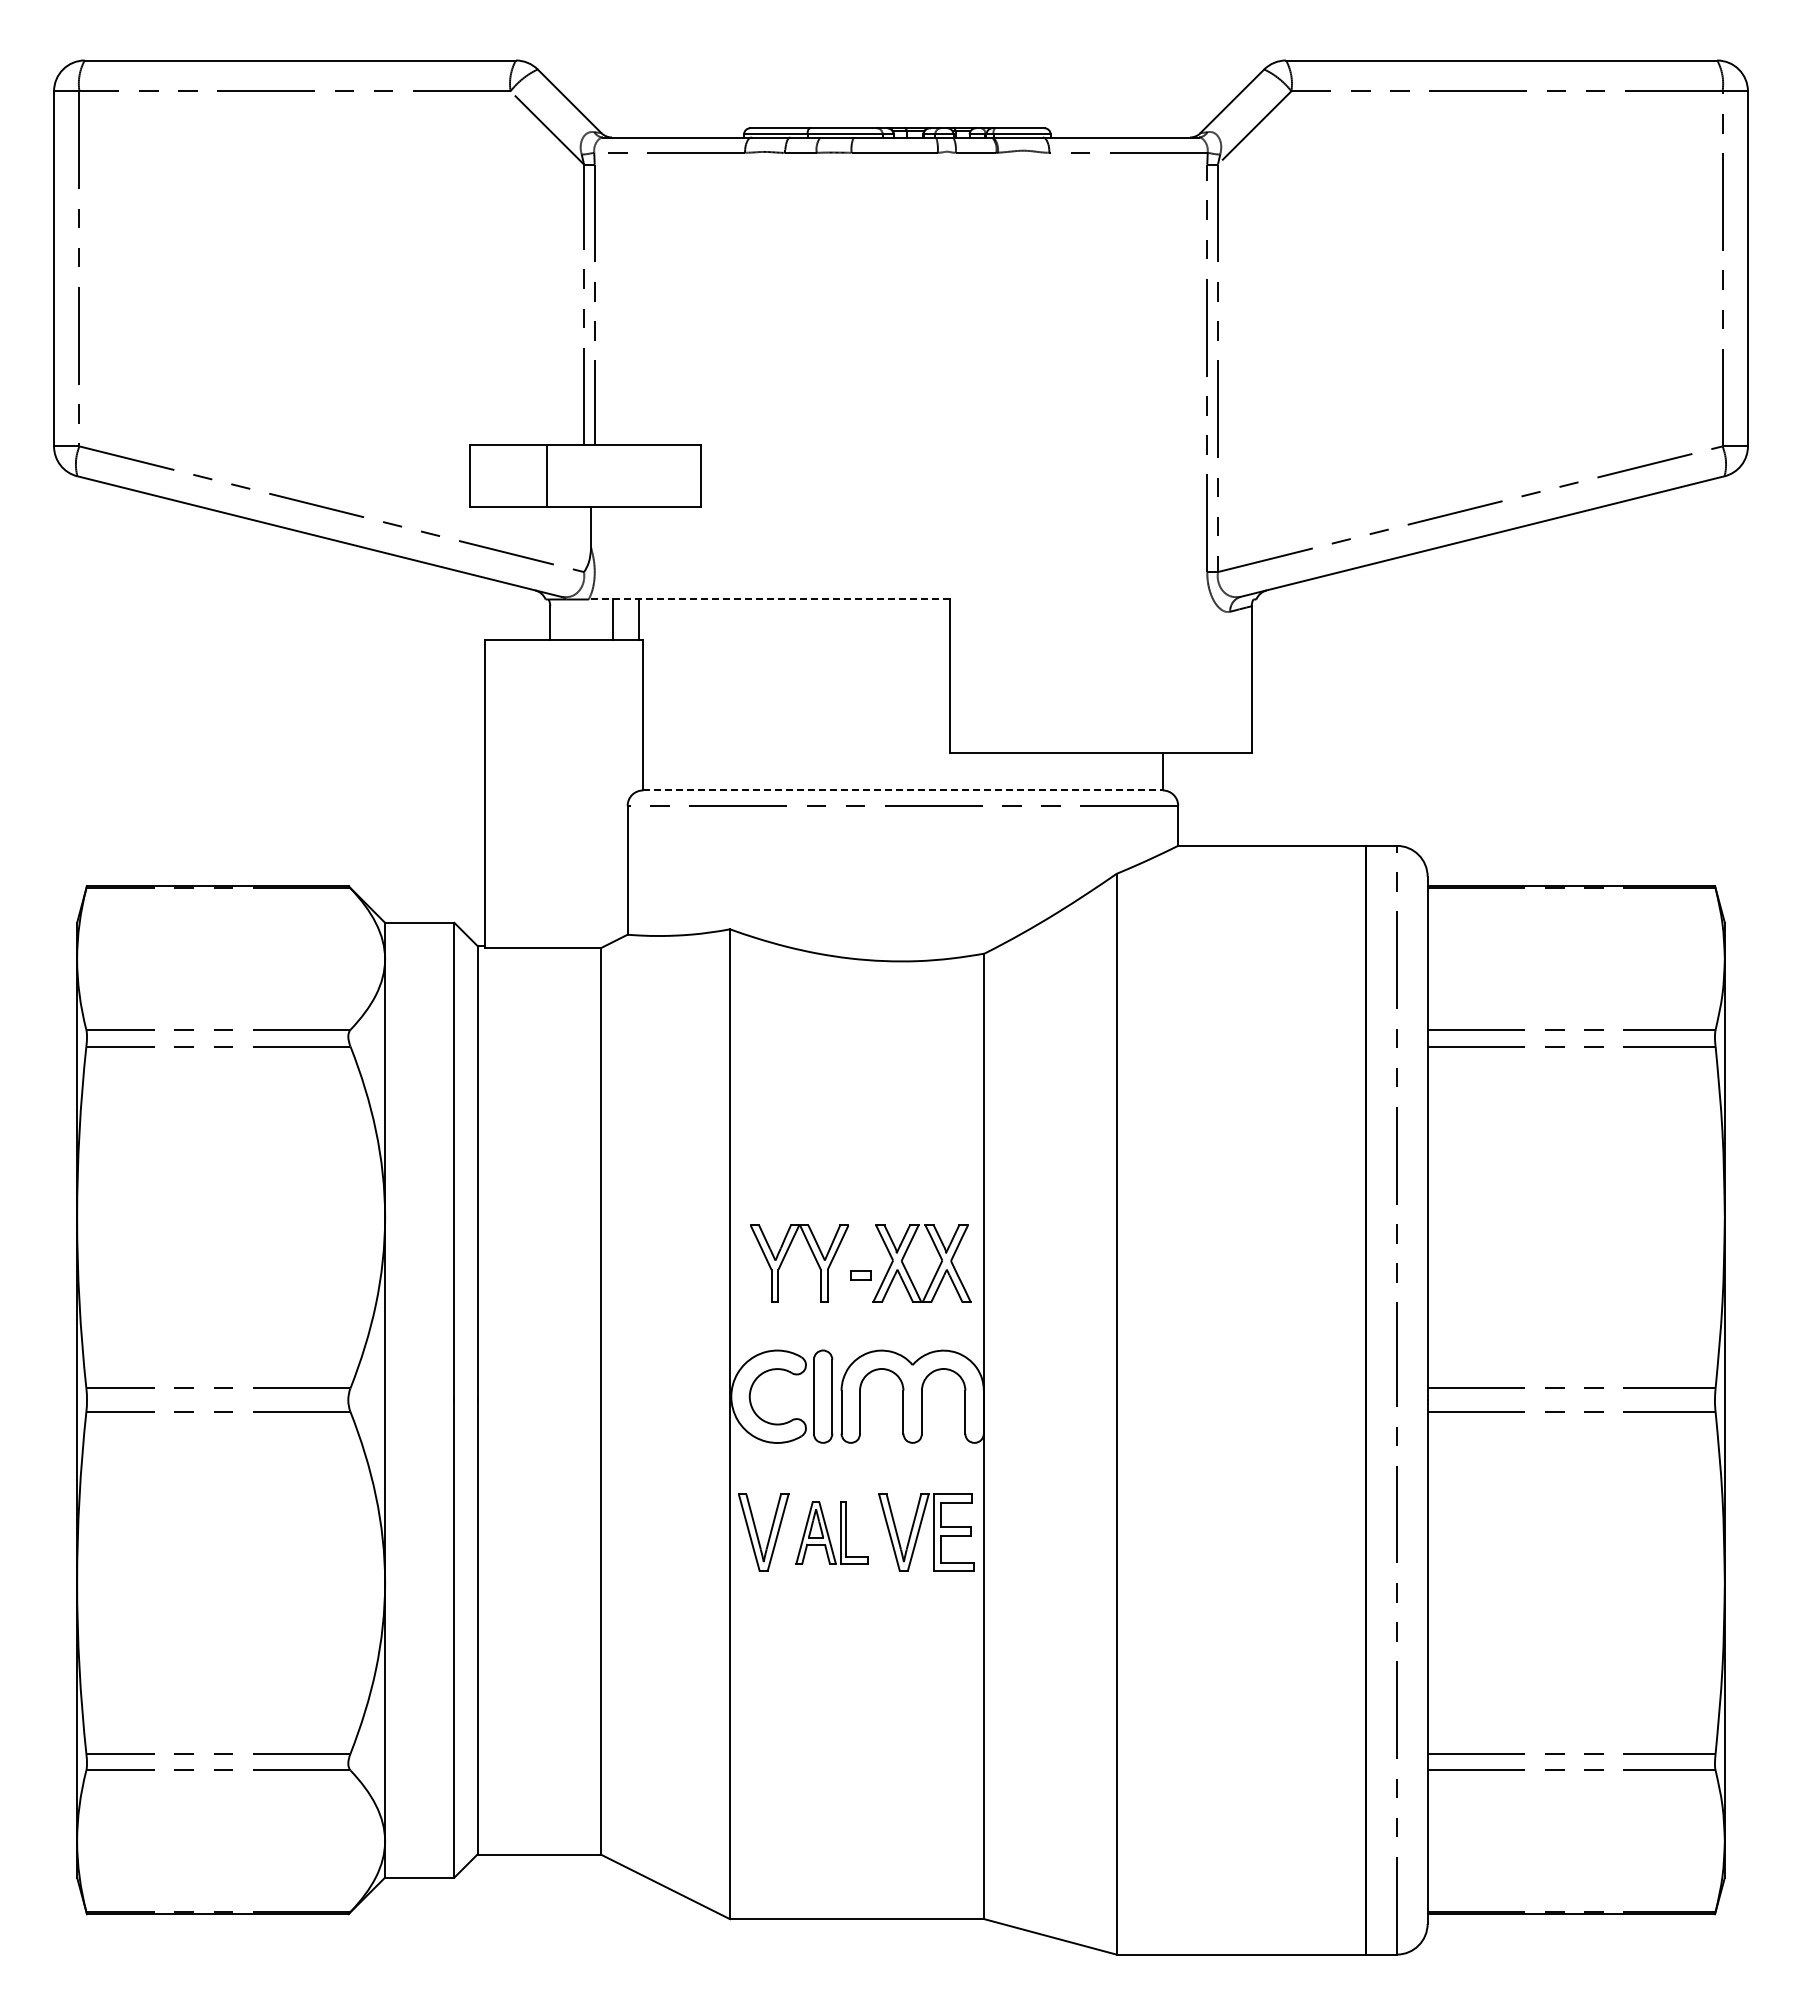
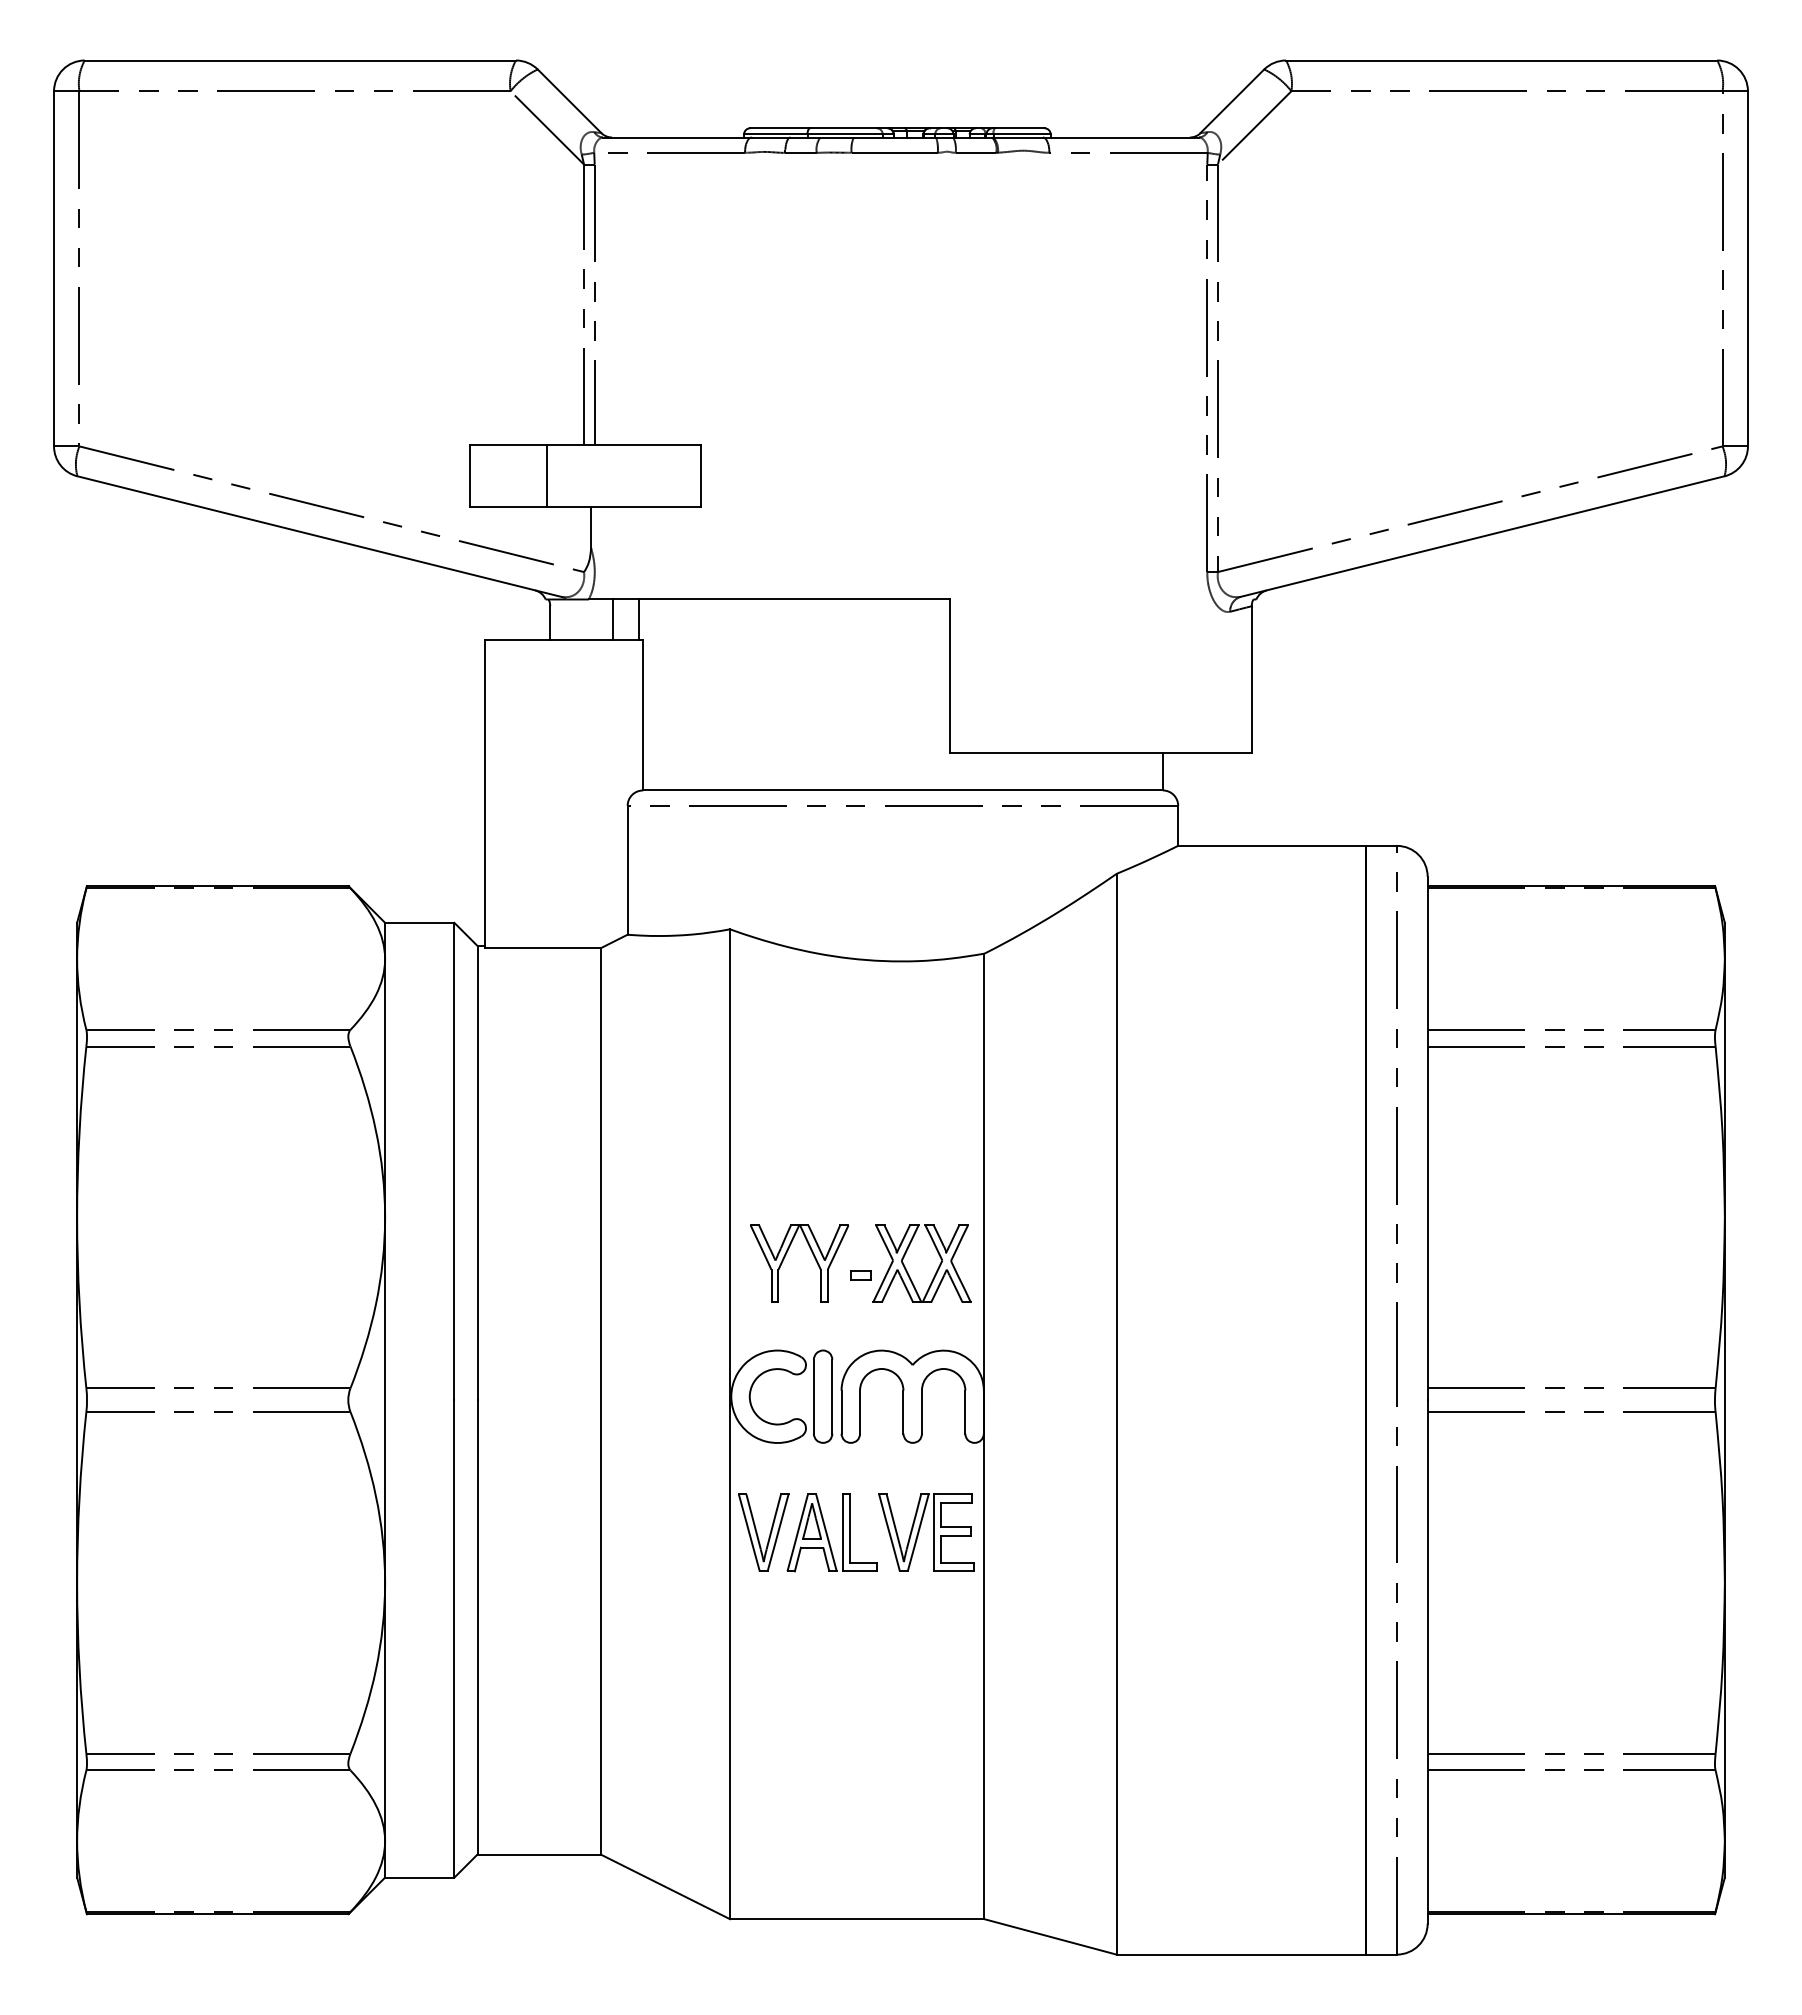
line: dashed -> solid (769, 599)
line: dashed -> solid (903, 790)
part size: 74x64 px -> 92x80 px (831, 1532)
